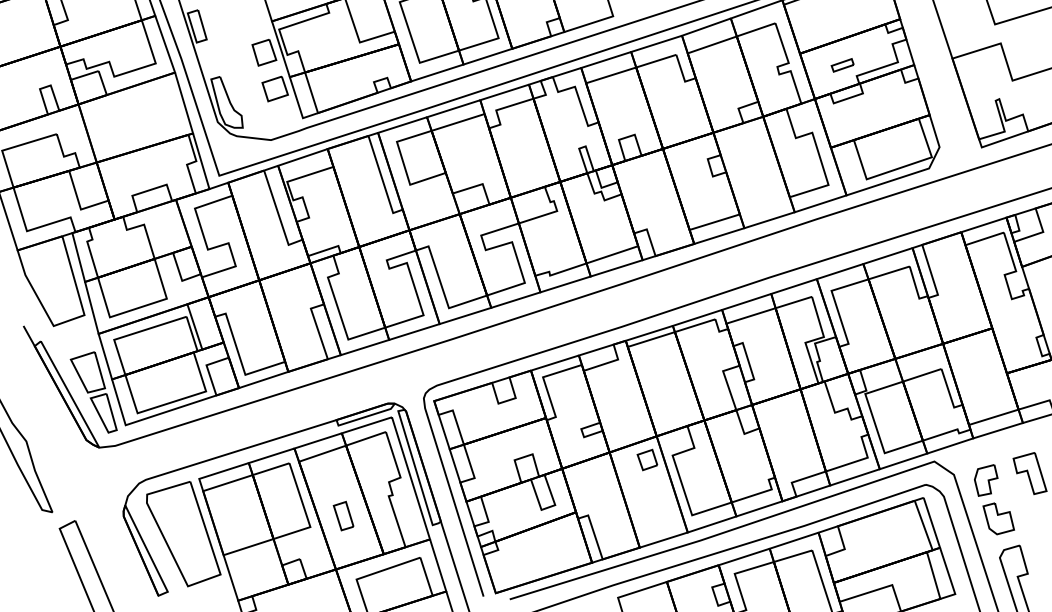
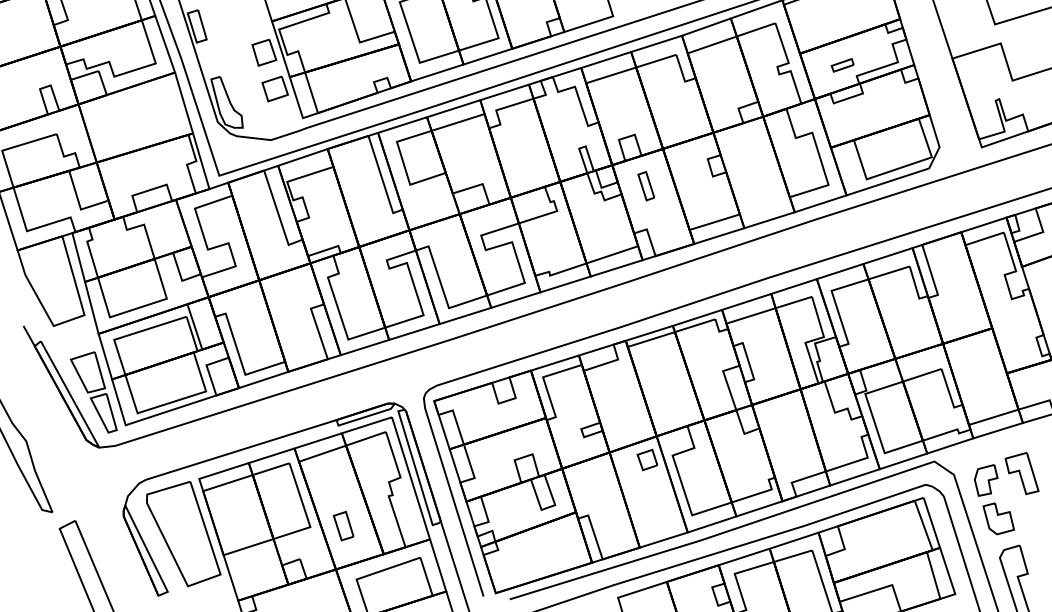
part: none -> present (646, 186)
part position: (1029, 473) -> (1021, 473) (1021, 473)
part position: (343, 515) -> (343, 525) (343, 525)
